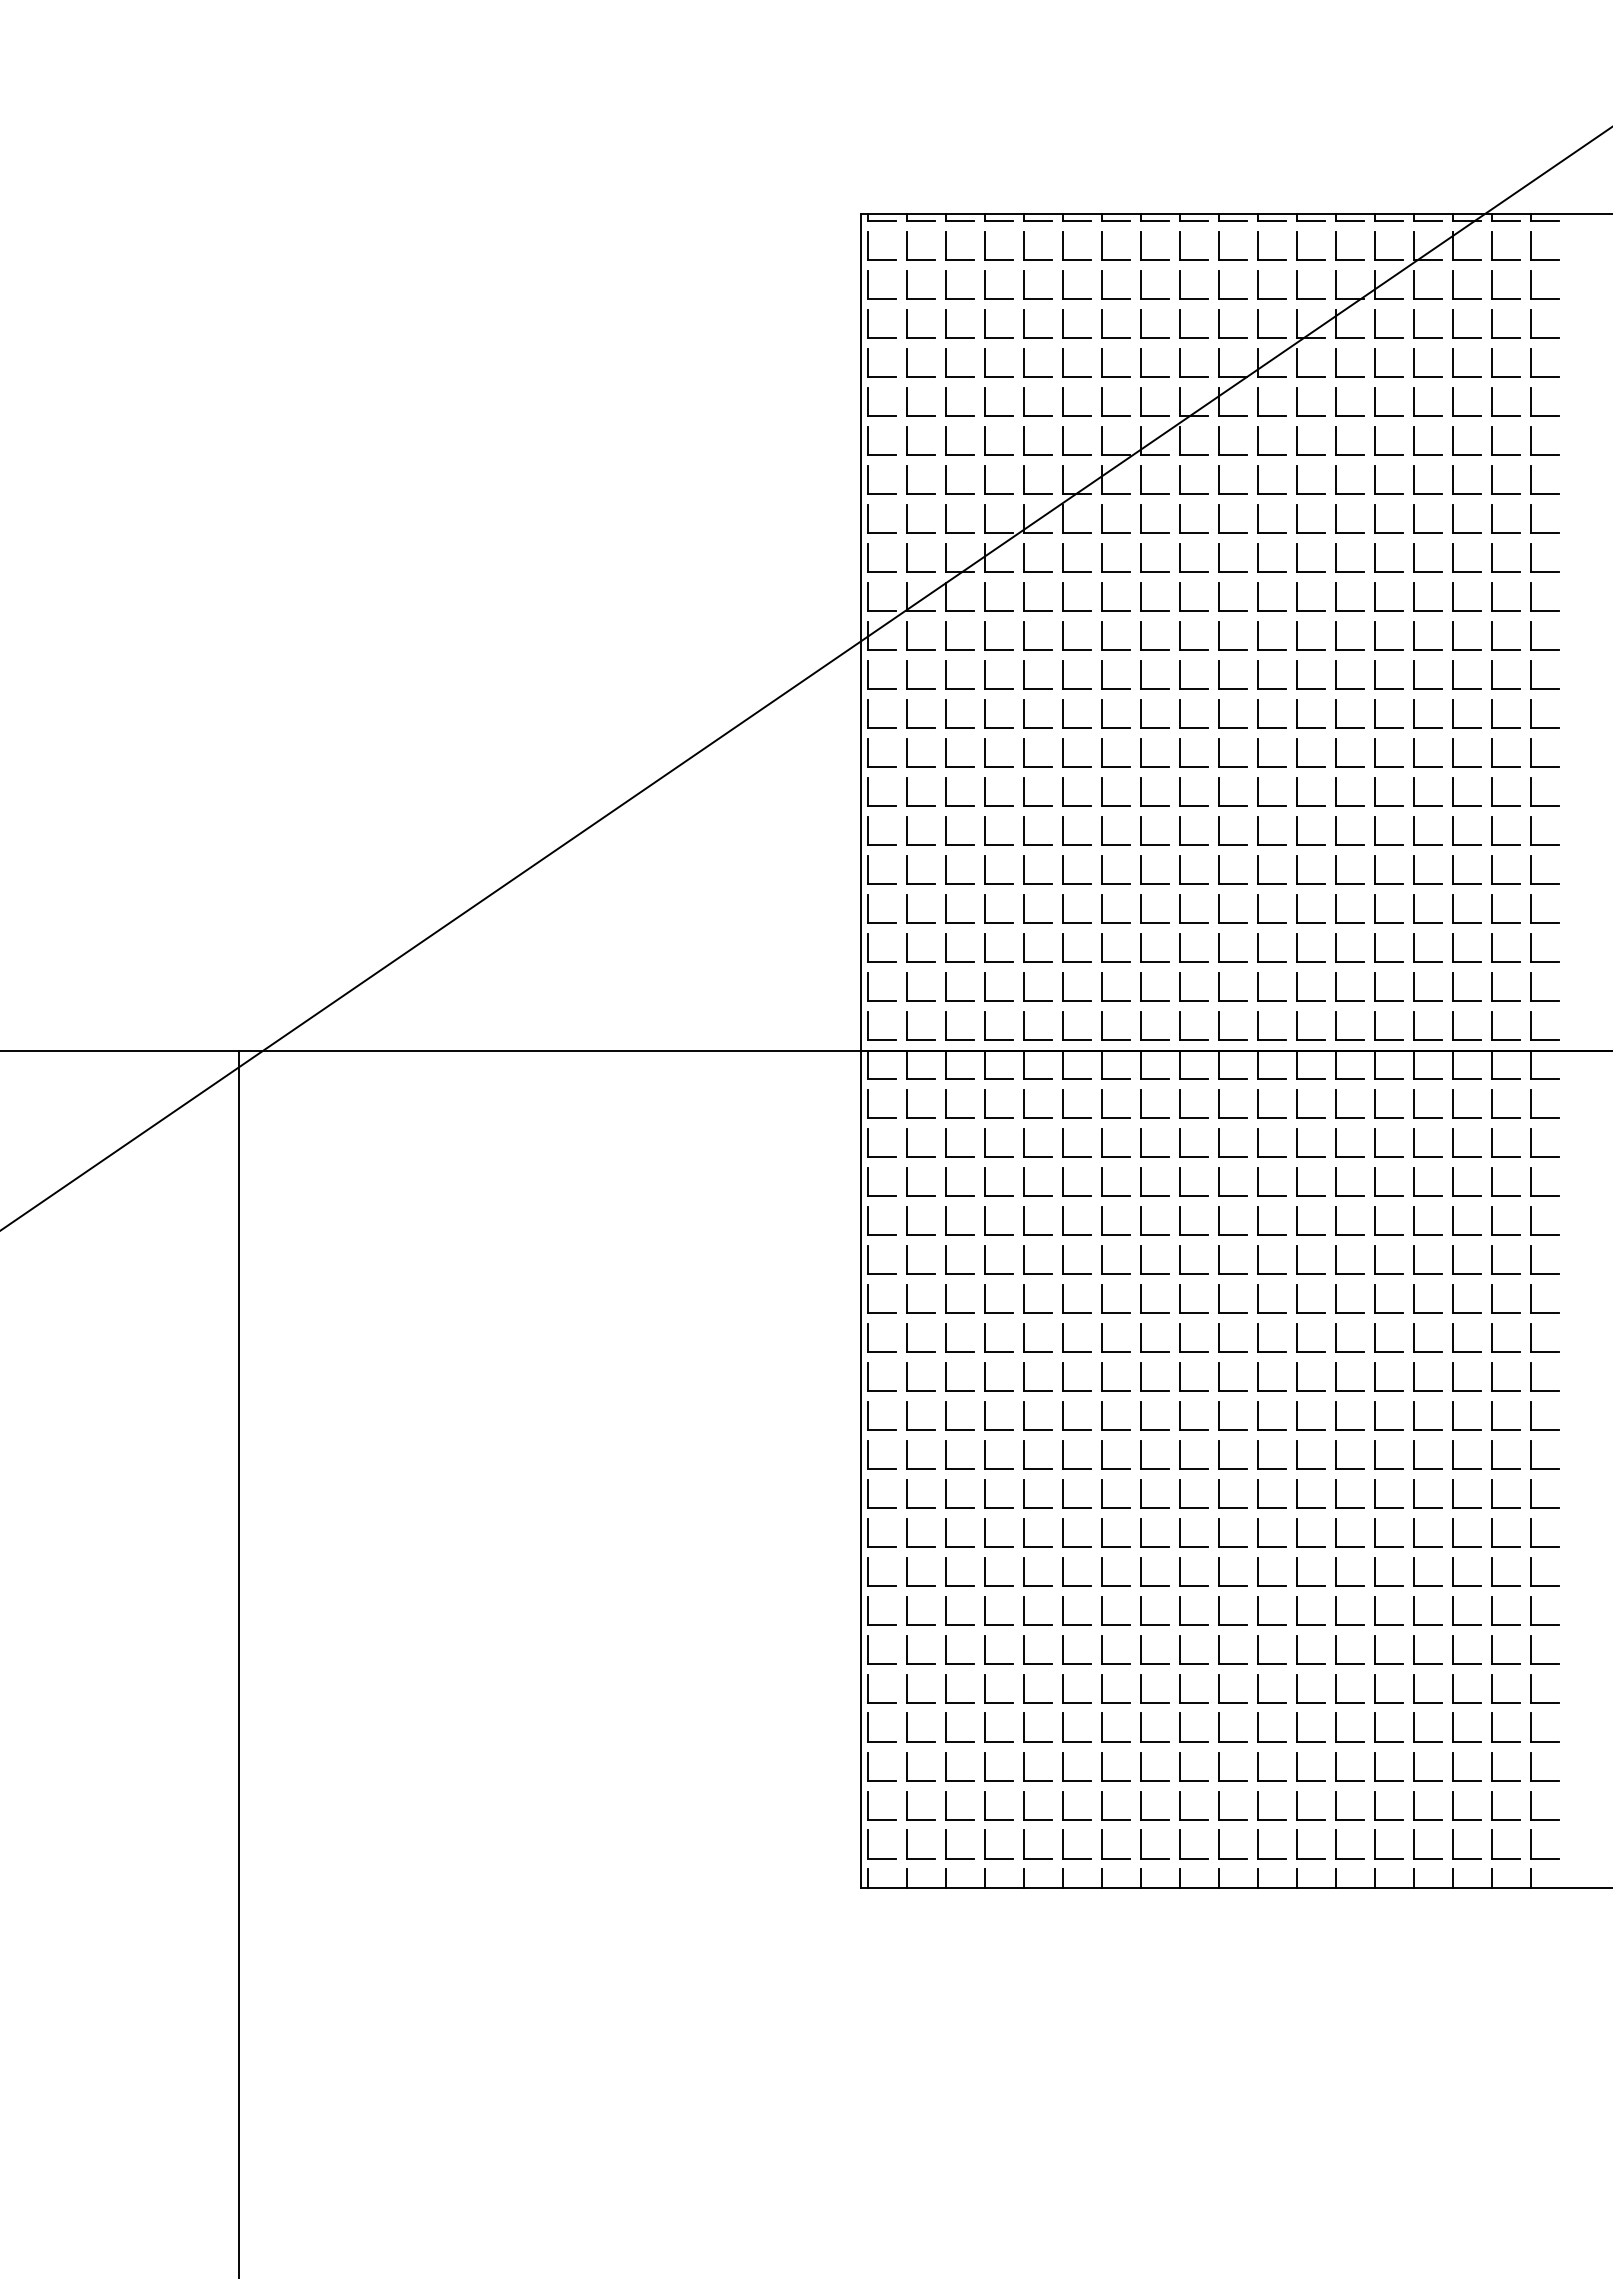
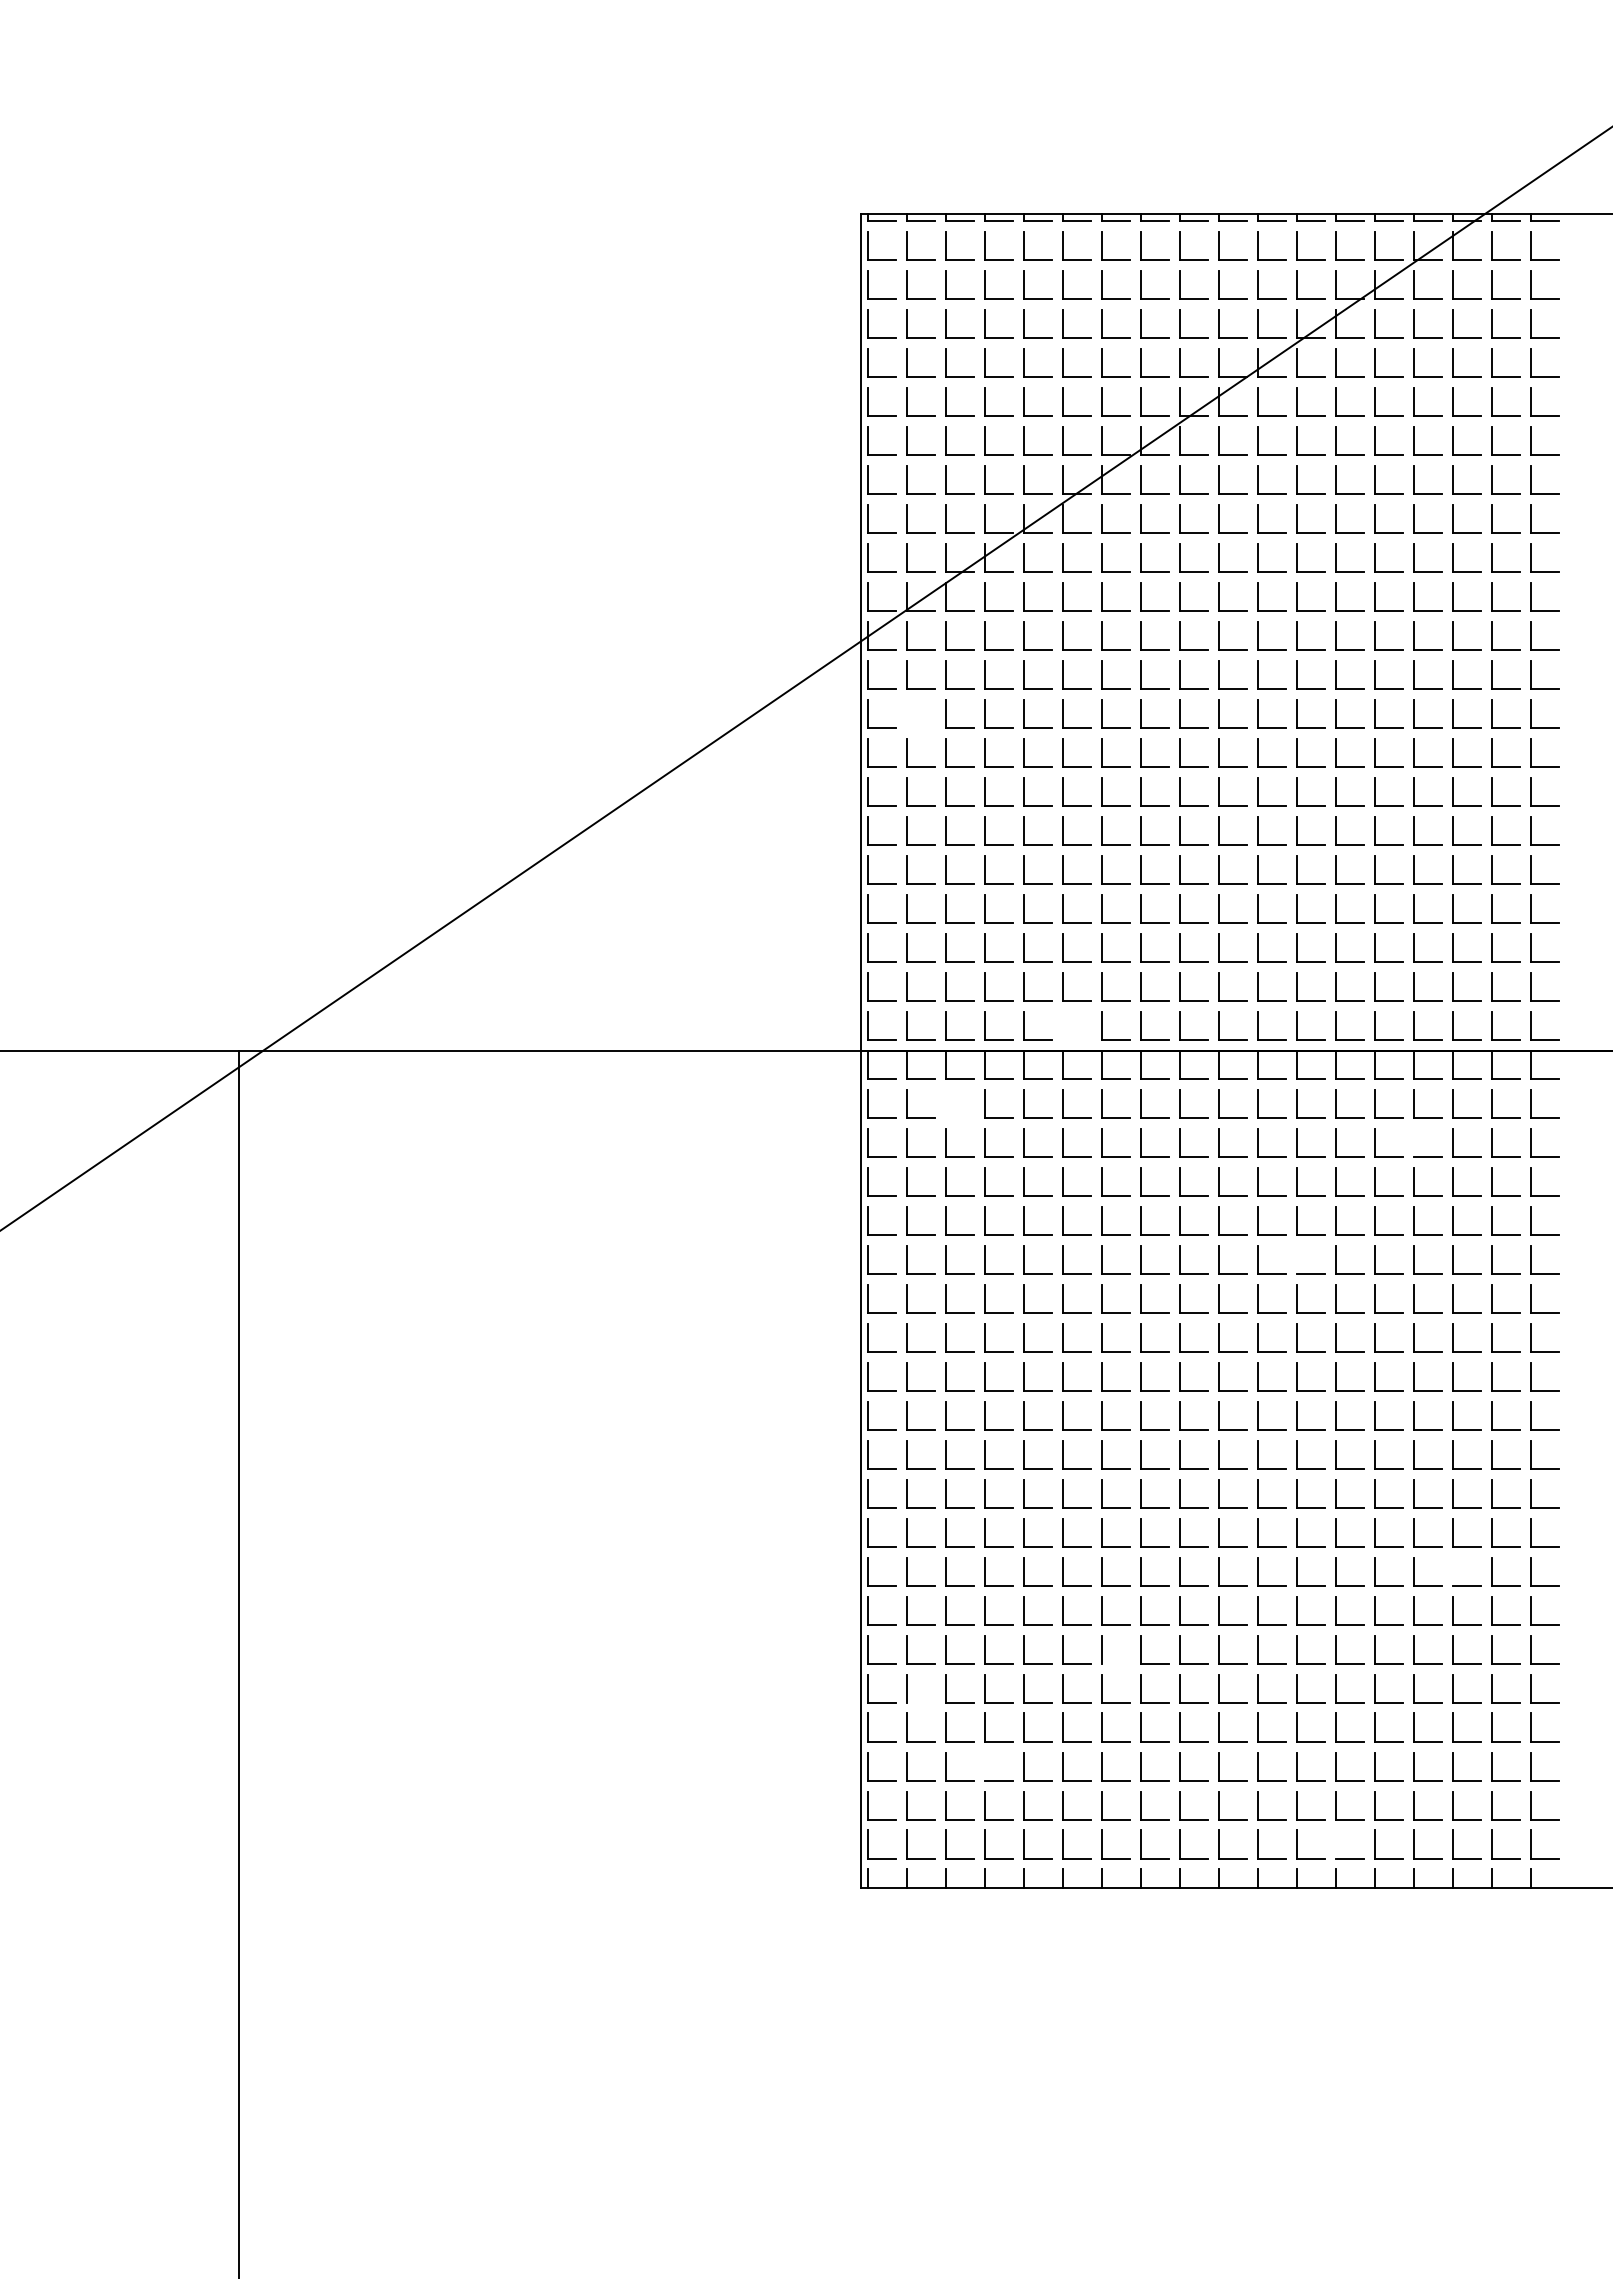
part: present -> none (907, 713)
part: present -> none (1063, 1025)
part: present -> none (946, 1103)
line: present -> none (1413, 1142)
line: present -> none (1296, 1259)
line: present -> none (1452, 1571)
line: present -> none (1115, 1663)
line: present -> none (920, 1702)
line: present -> none (984, 1766)
line: present -> none (1335, 1844)
